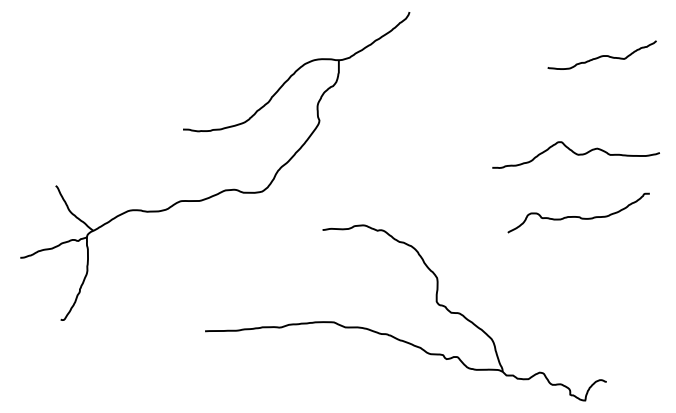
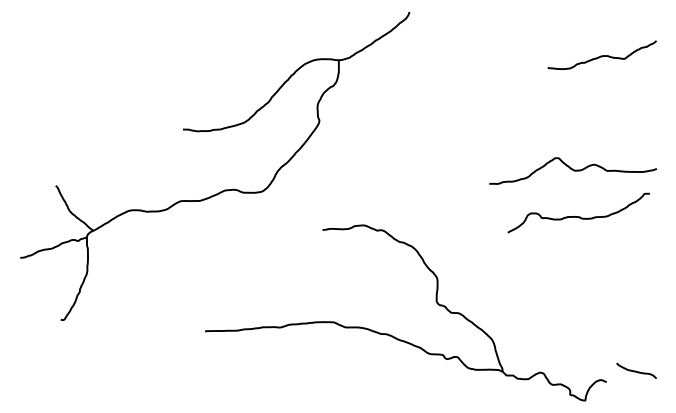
curve position: (575, 154) -> (572, 170) (572, 170)
curve: none -> present (636, 370)
